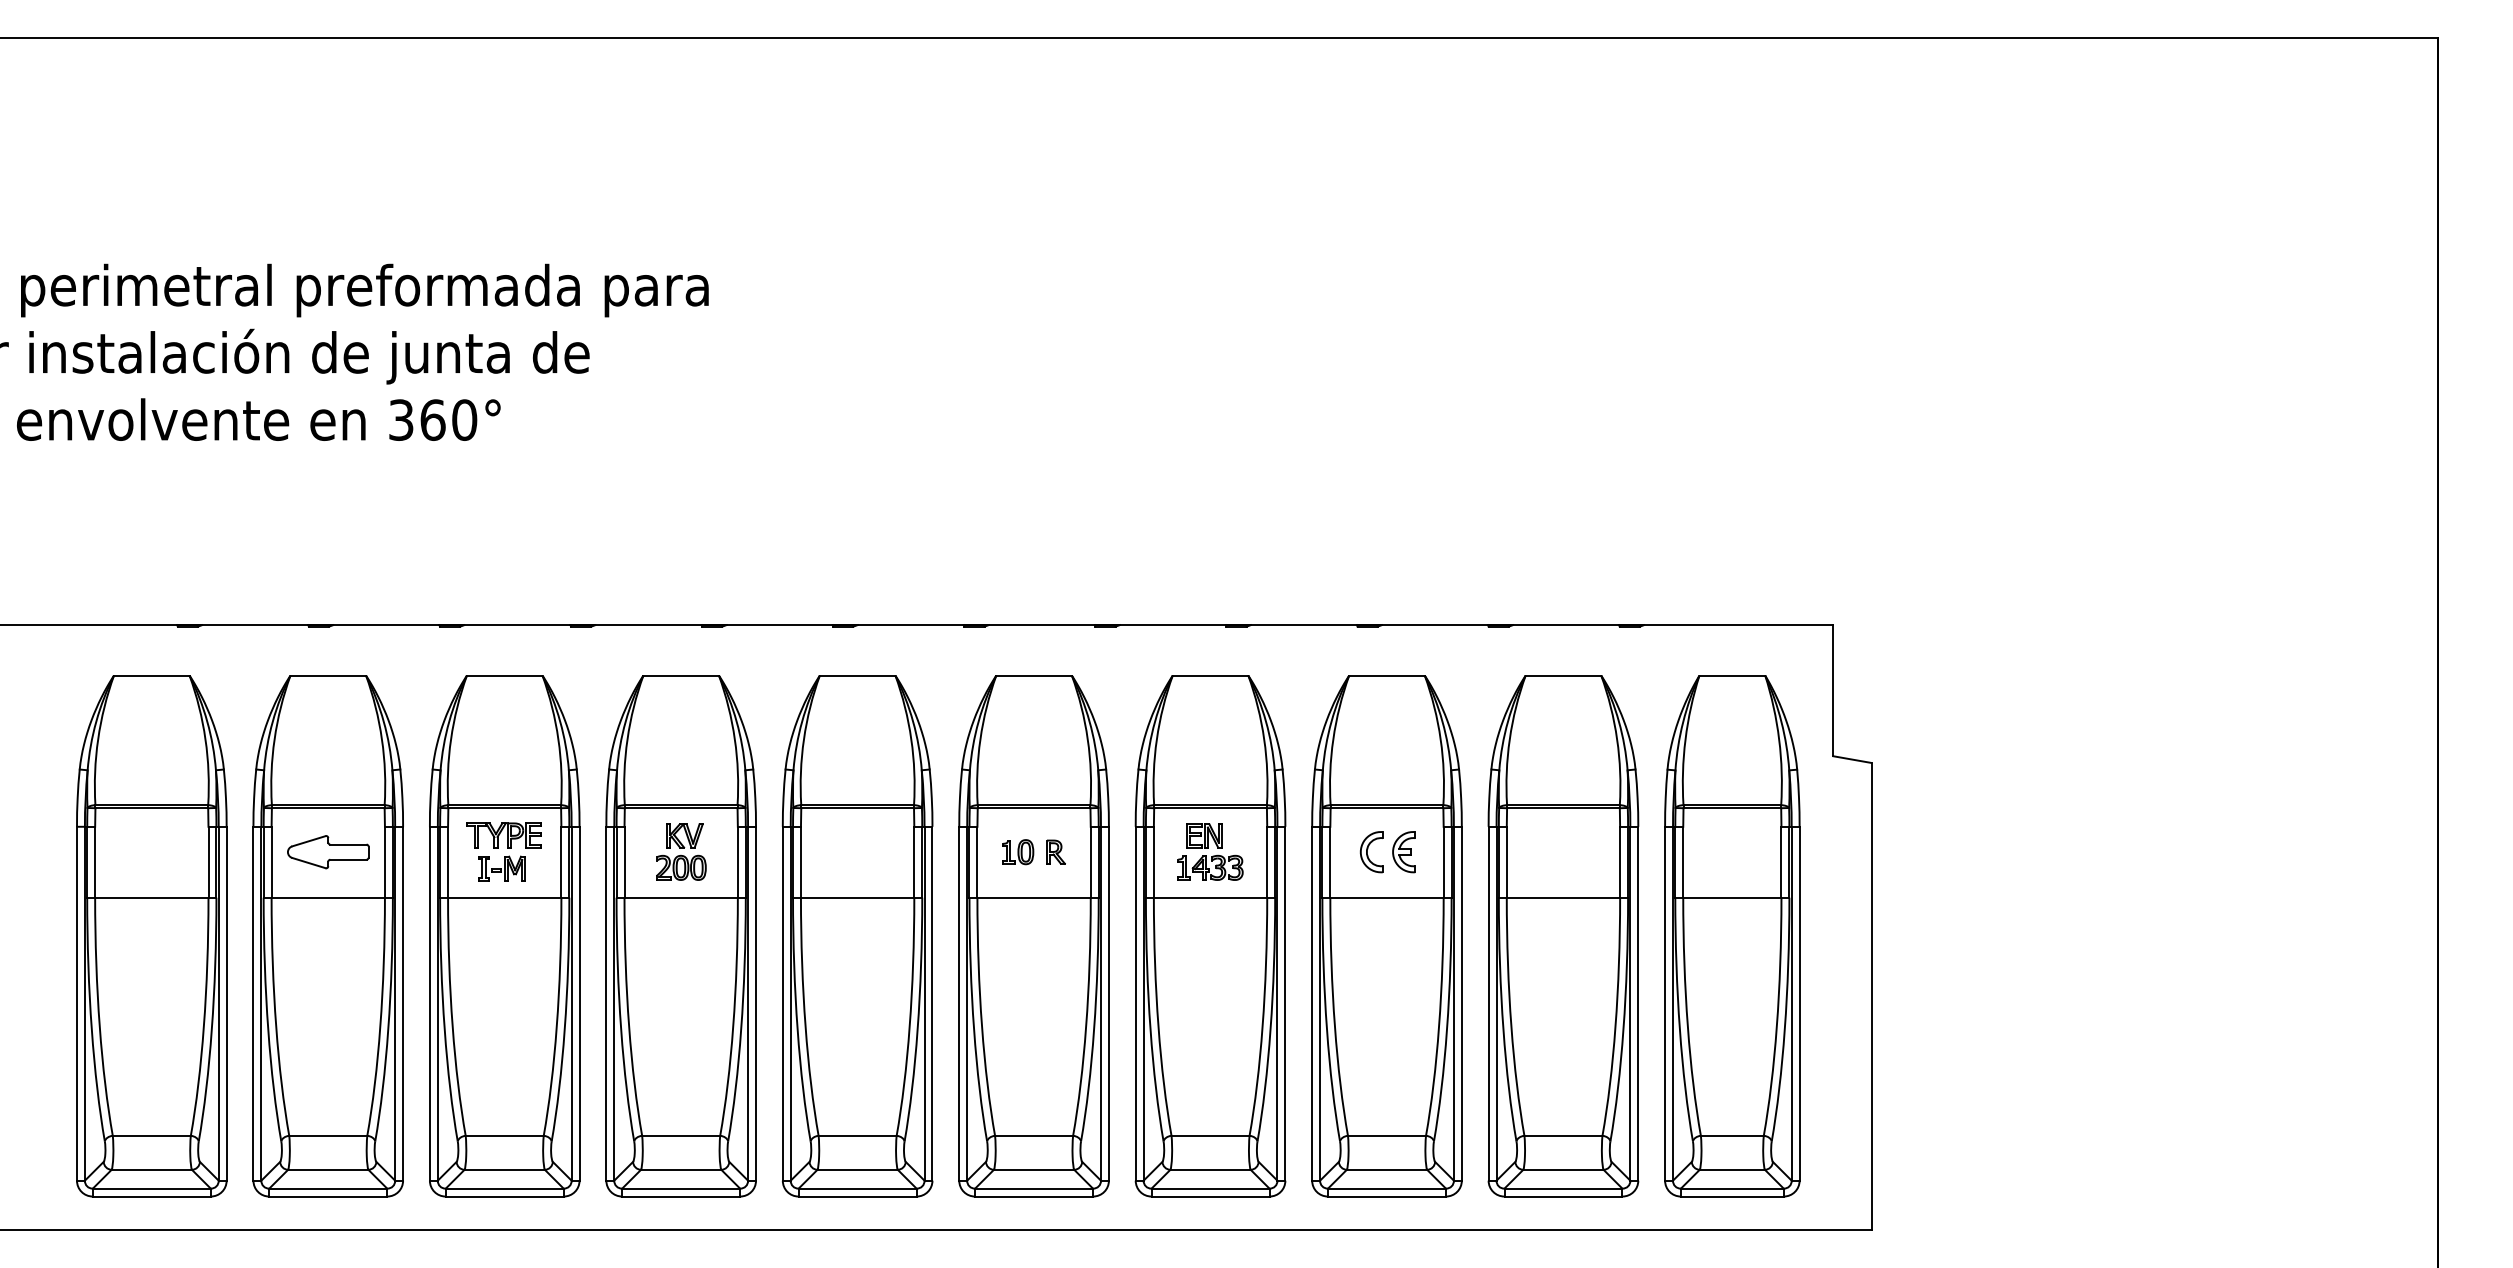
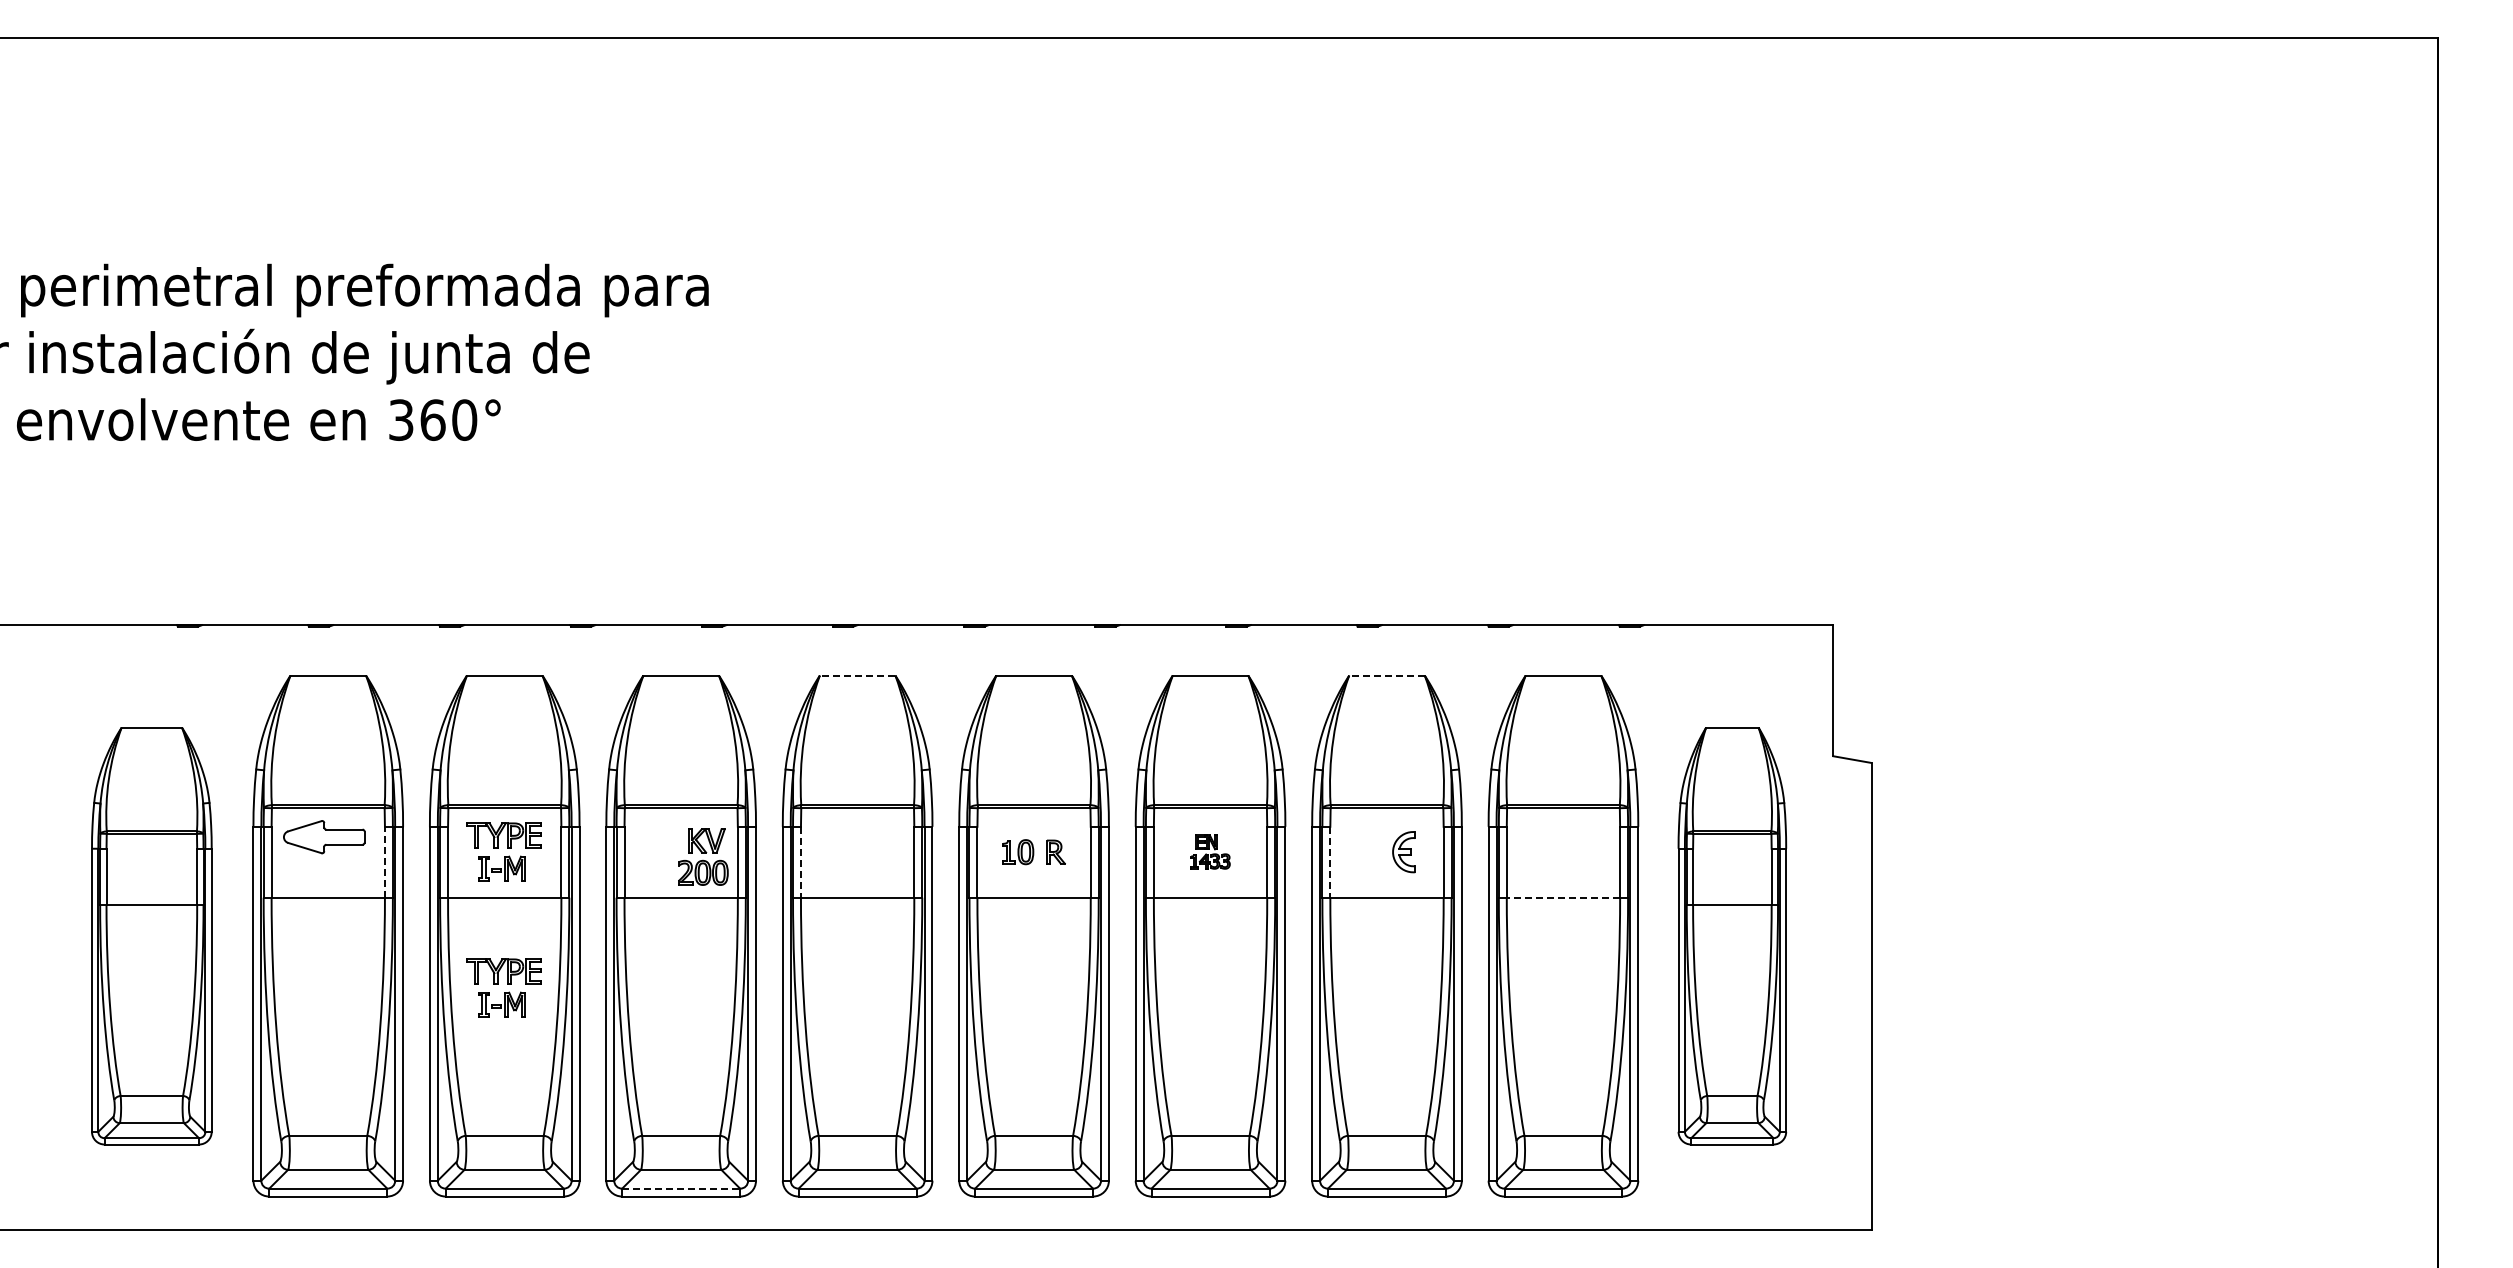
line: solid -> dashed (857, 675)
line: solid -> dashed (1387, 675)
part position: (681, 851) -> (703, 856) (703, 856)
part size: 67x58 px -> 41x36 px (1210, 851)
part position: (328, 852) -> (324, 837) (324, 837)
part: present -> none (1371, 852)
line: solid -> dashed (384, 861)
line: solid -> dashed (800, 862)
line: solid -> dashed (1330, 862)
line: solid -> dashed (1563, 897)
part size: 152x523 px -> 122x419 px (151, 936)
part size: 137x523 px -> 111x419 px (1732, 936)
part: none -> present (503, 987)
line: solid -> dashed (681, 1188)
